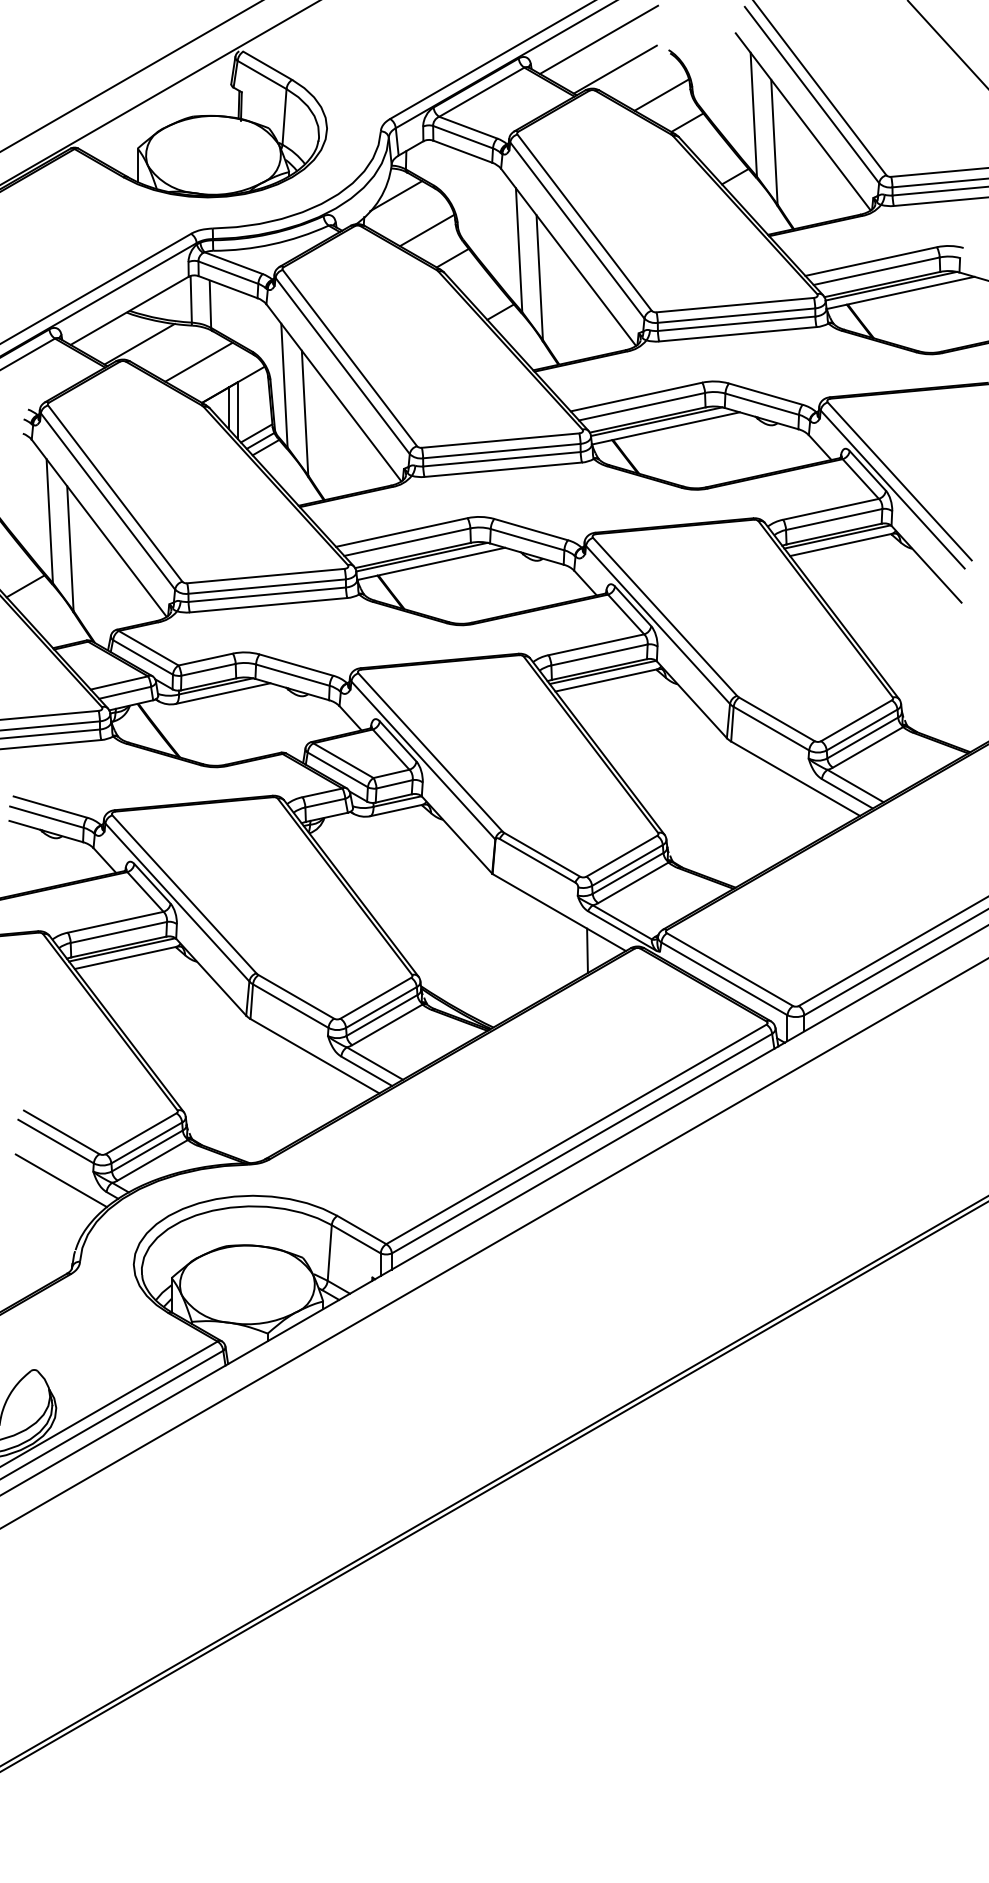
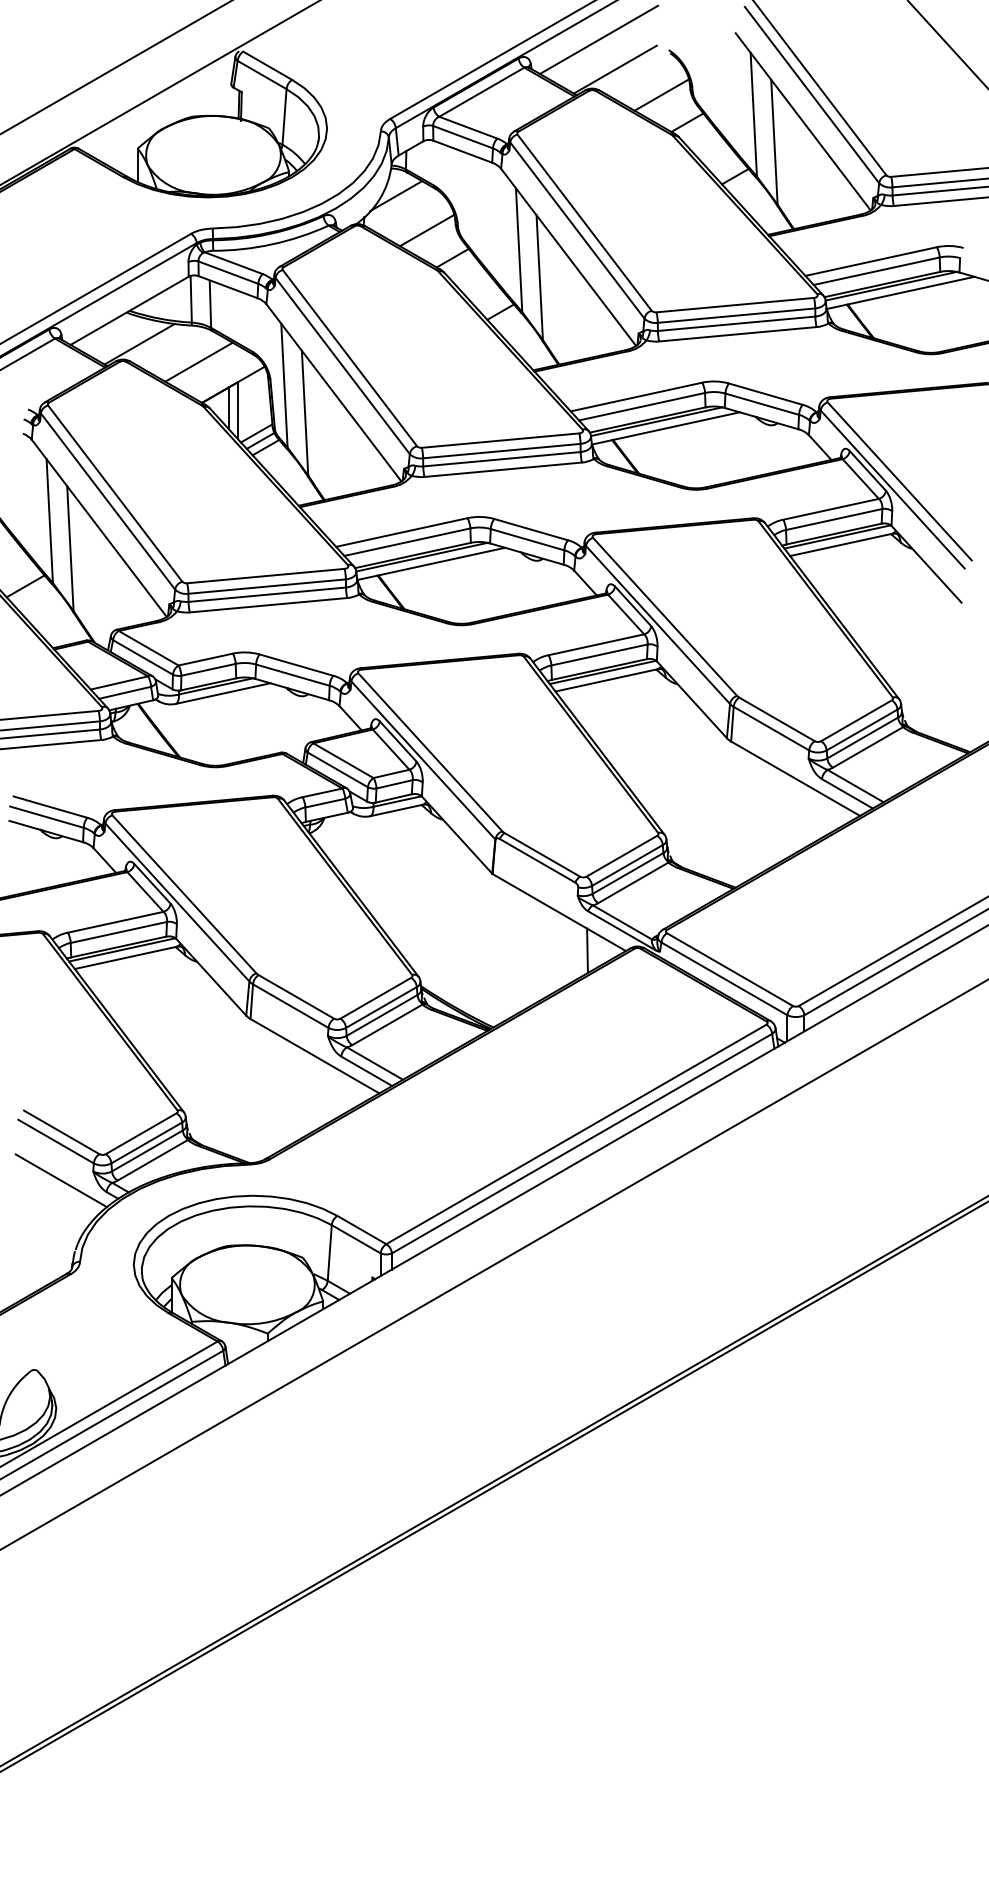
line position: (130, 76) -> (115, 67) (115, 67)
line position: (493, 1243) -> (493, 1264) (493, 1264)
